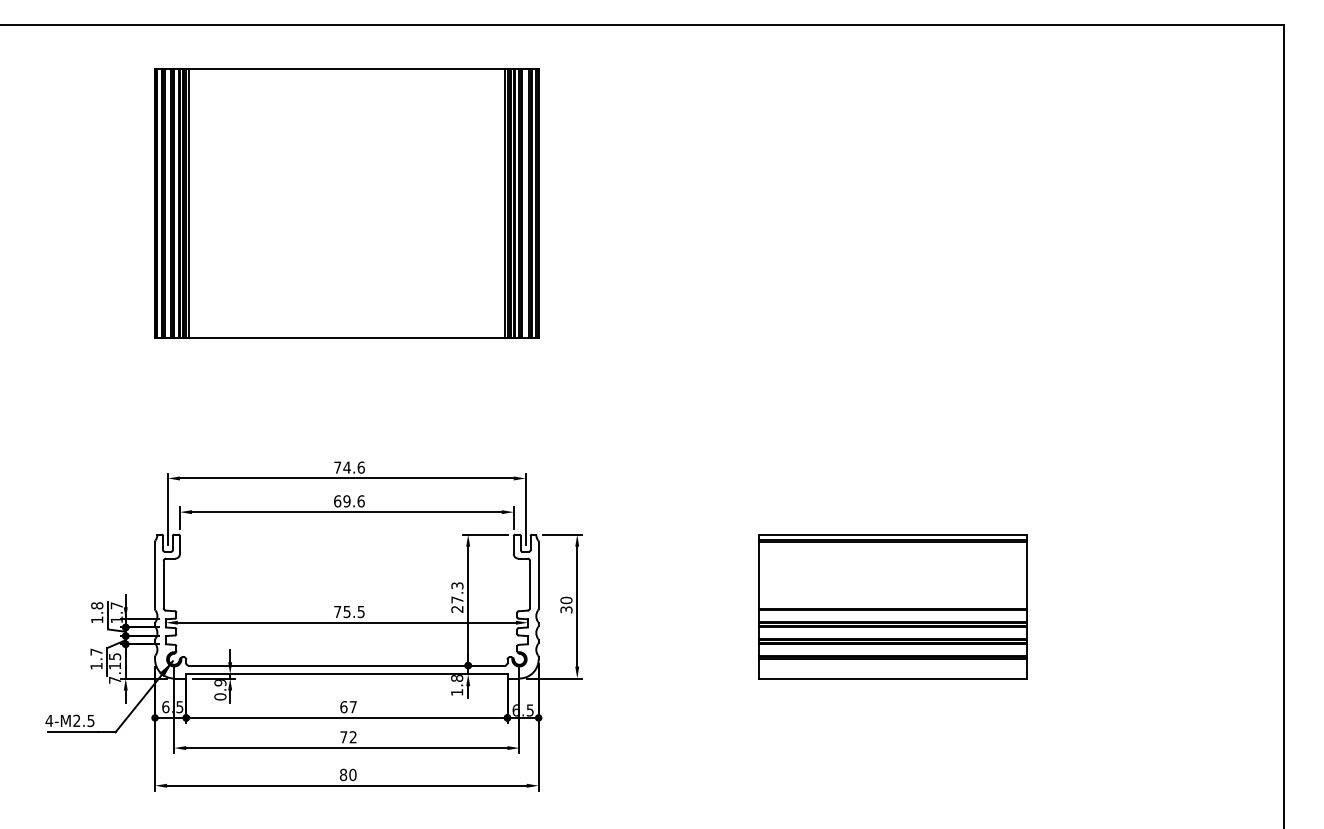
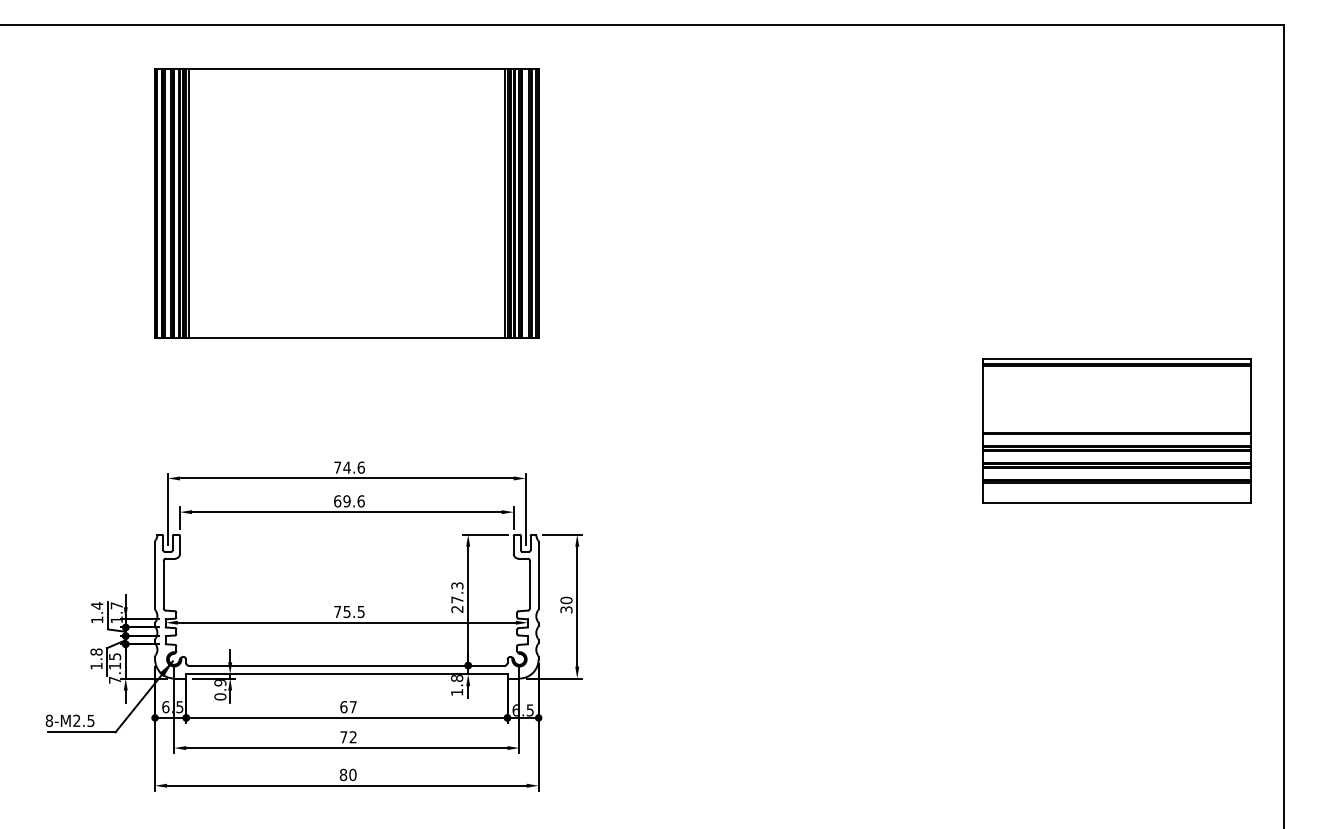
text: 1.8 -> 1.4 (97, 605)
part position: (892, 606) -> (1116, 430) (1116, 430)
text: 1.7 -> 1.8 (96, 651)
text: 4-M2.5 -> 8-M2.5 (49, 720)
